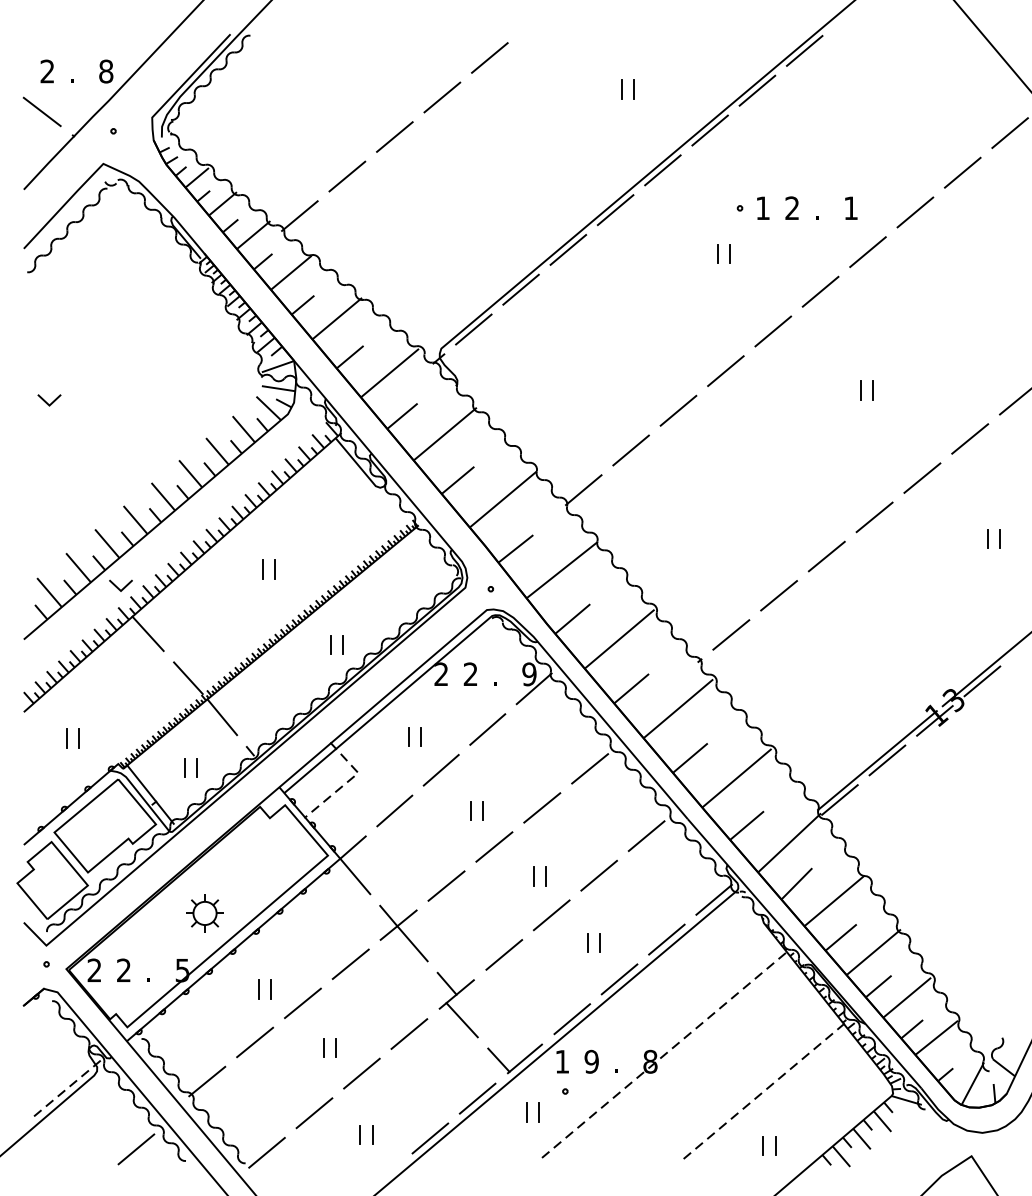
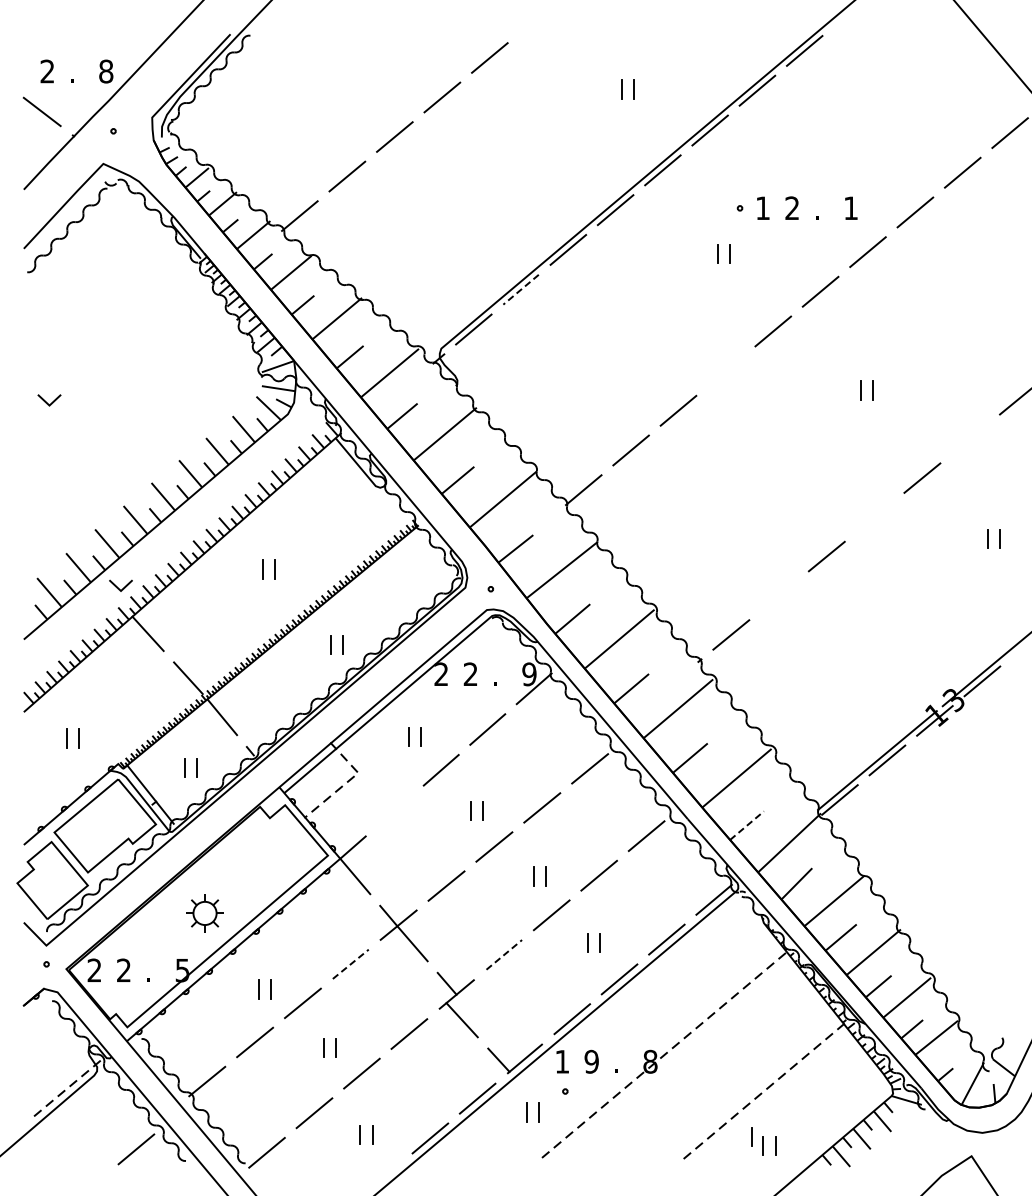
line: solid -> dashed (520, 290)
line: present -> none (725, 371)
line: present -> none (970, 438)
line: present -> none (874, 517)
line: present -> none (778, 595)
line: present -> none (394, 810)
line: solid -> dashed (747, 825)
line: solid -> dashed (504, 954)
line: solid -> dashed (351, 963)
line: none -> present (751, 1136)
